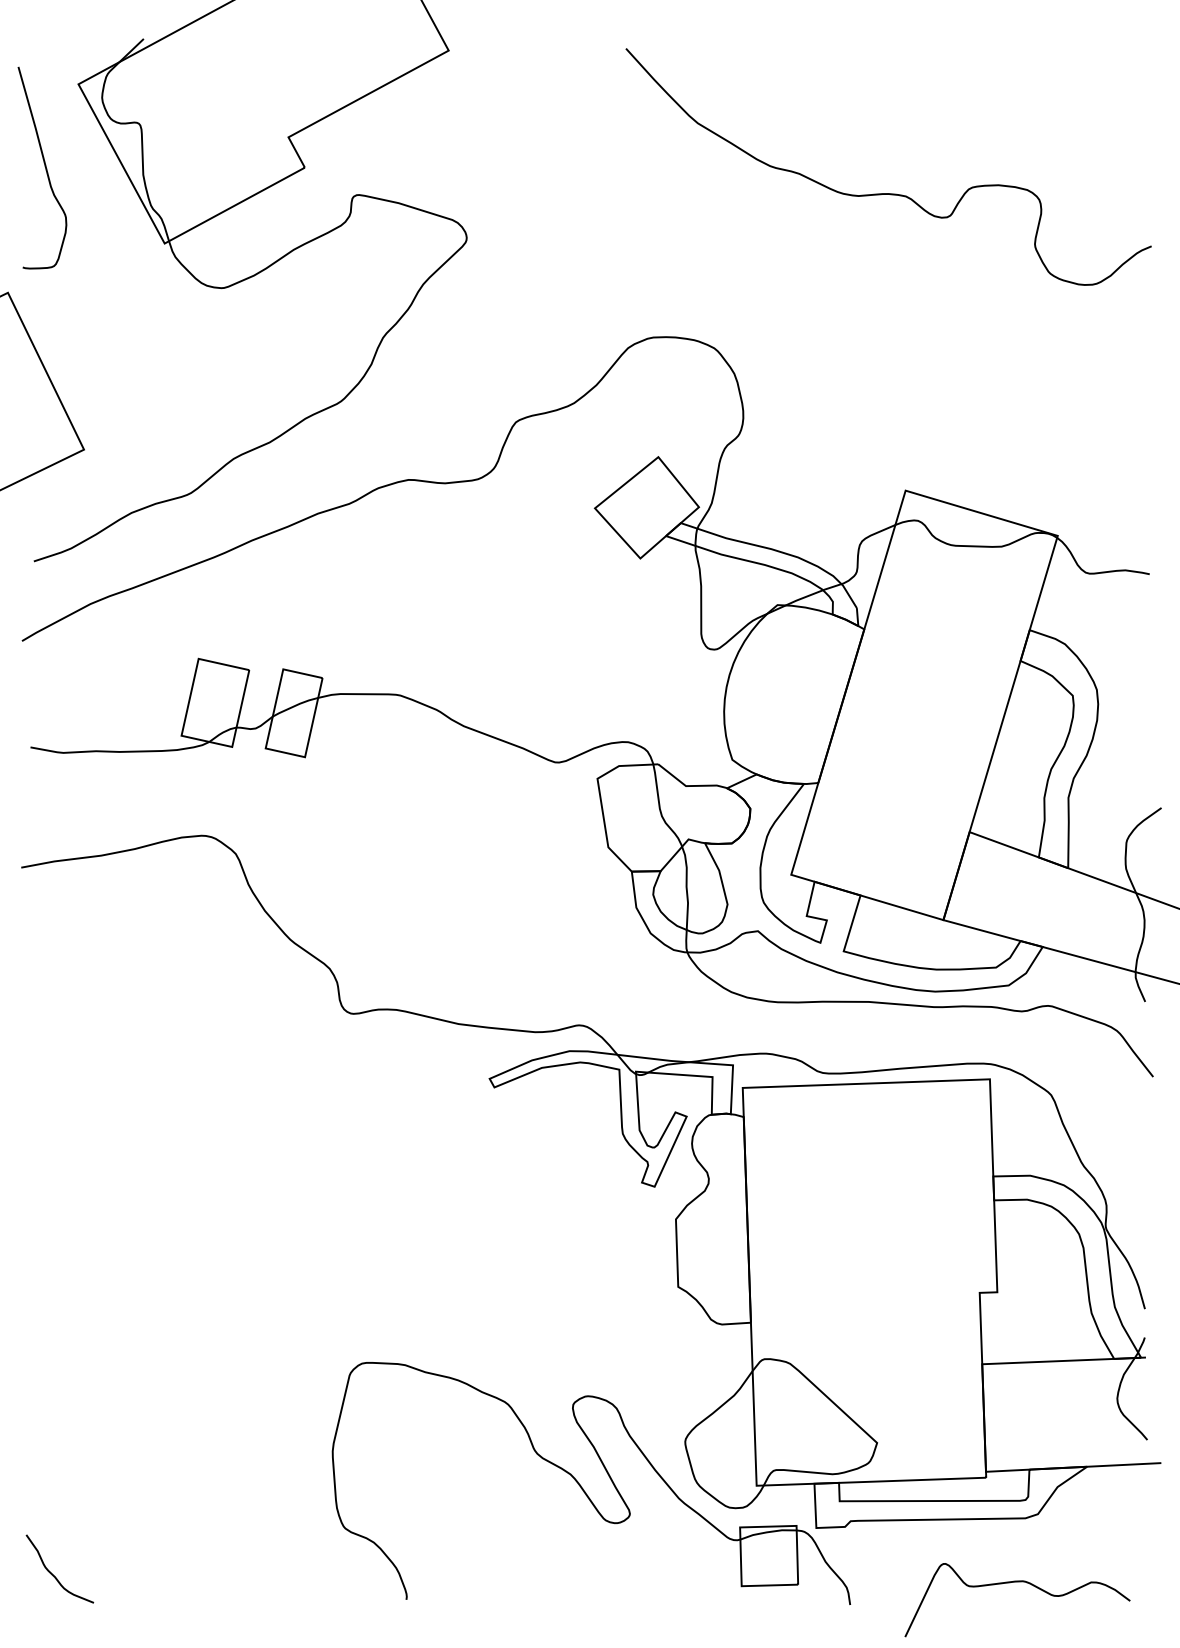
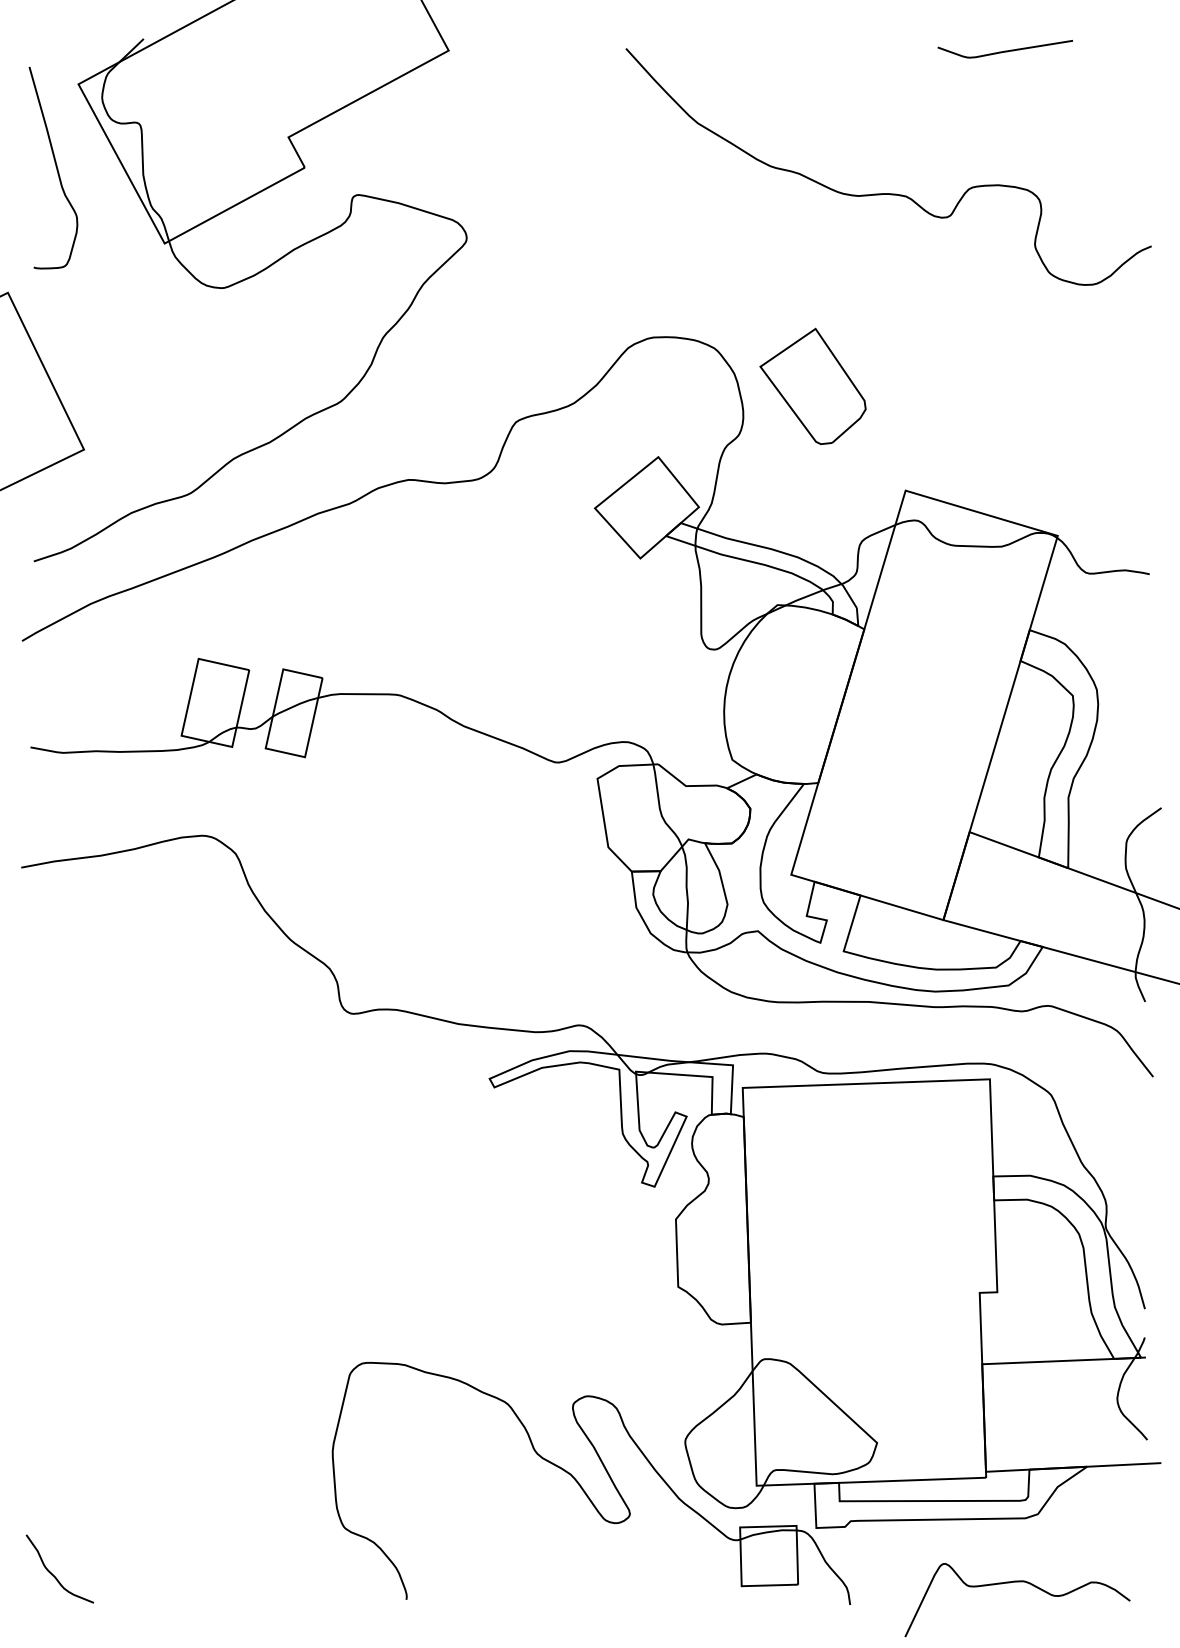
curve: none -> present (1004, 50)
curve position: (44, 166) -> (55, 166) (55, 166)
part: none -> present (812, 385)
